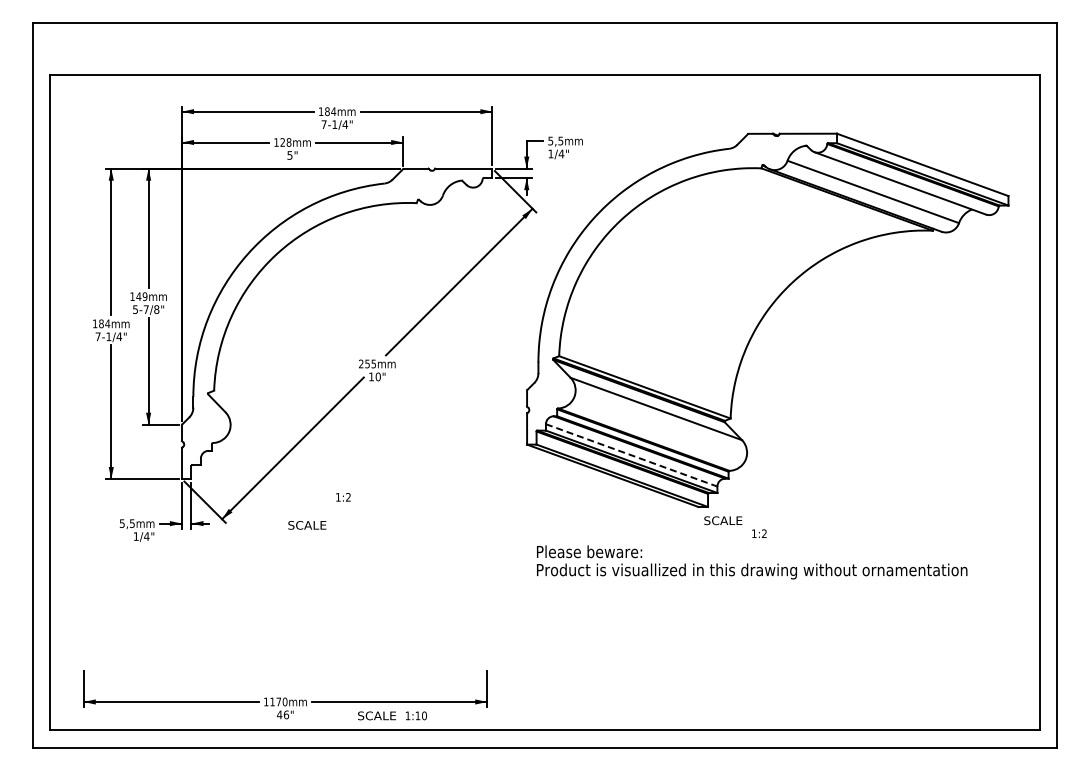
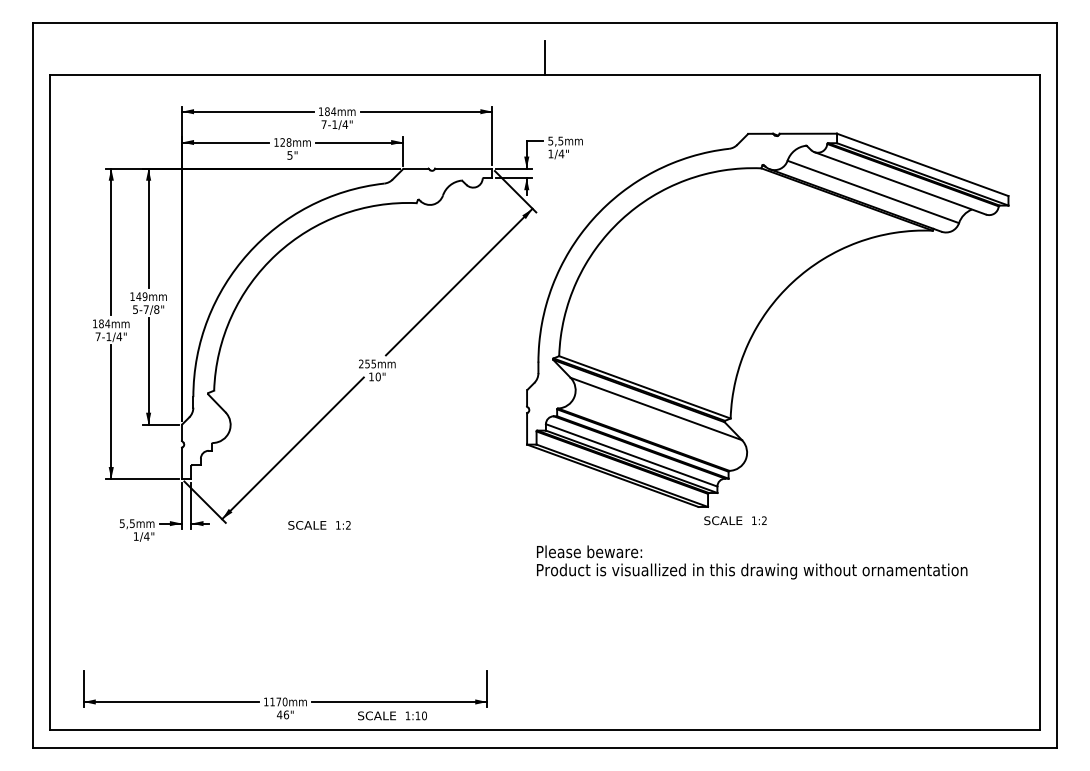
line: none -> present (545, 57)
line: dashed -> solid (632, 455)
text position: (343, 497) -> (343, 525) (343, 525)
text position: (759, 533) -> (759, 520) (759, 520)
